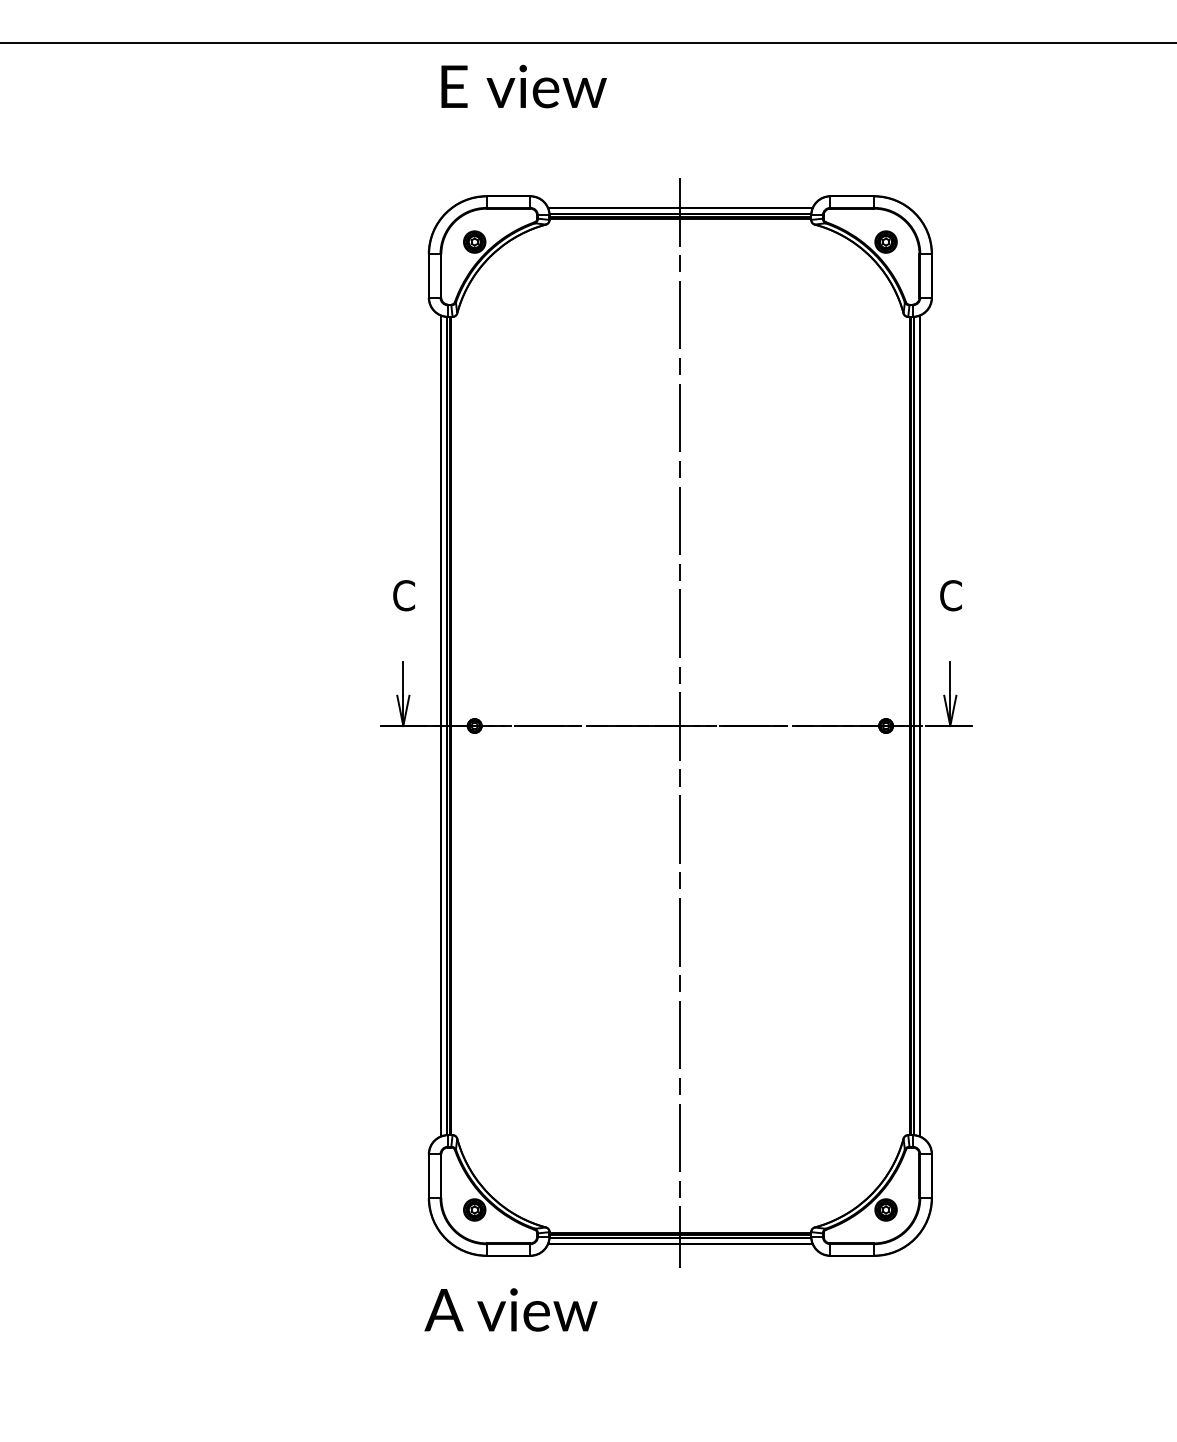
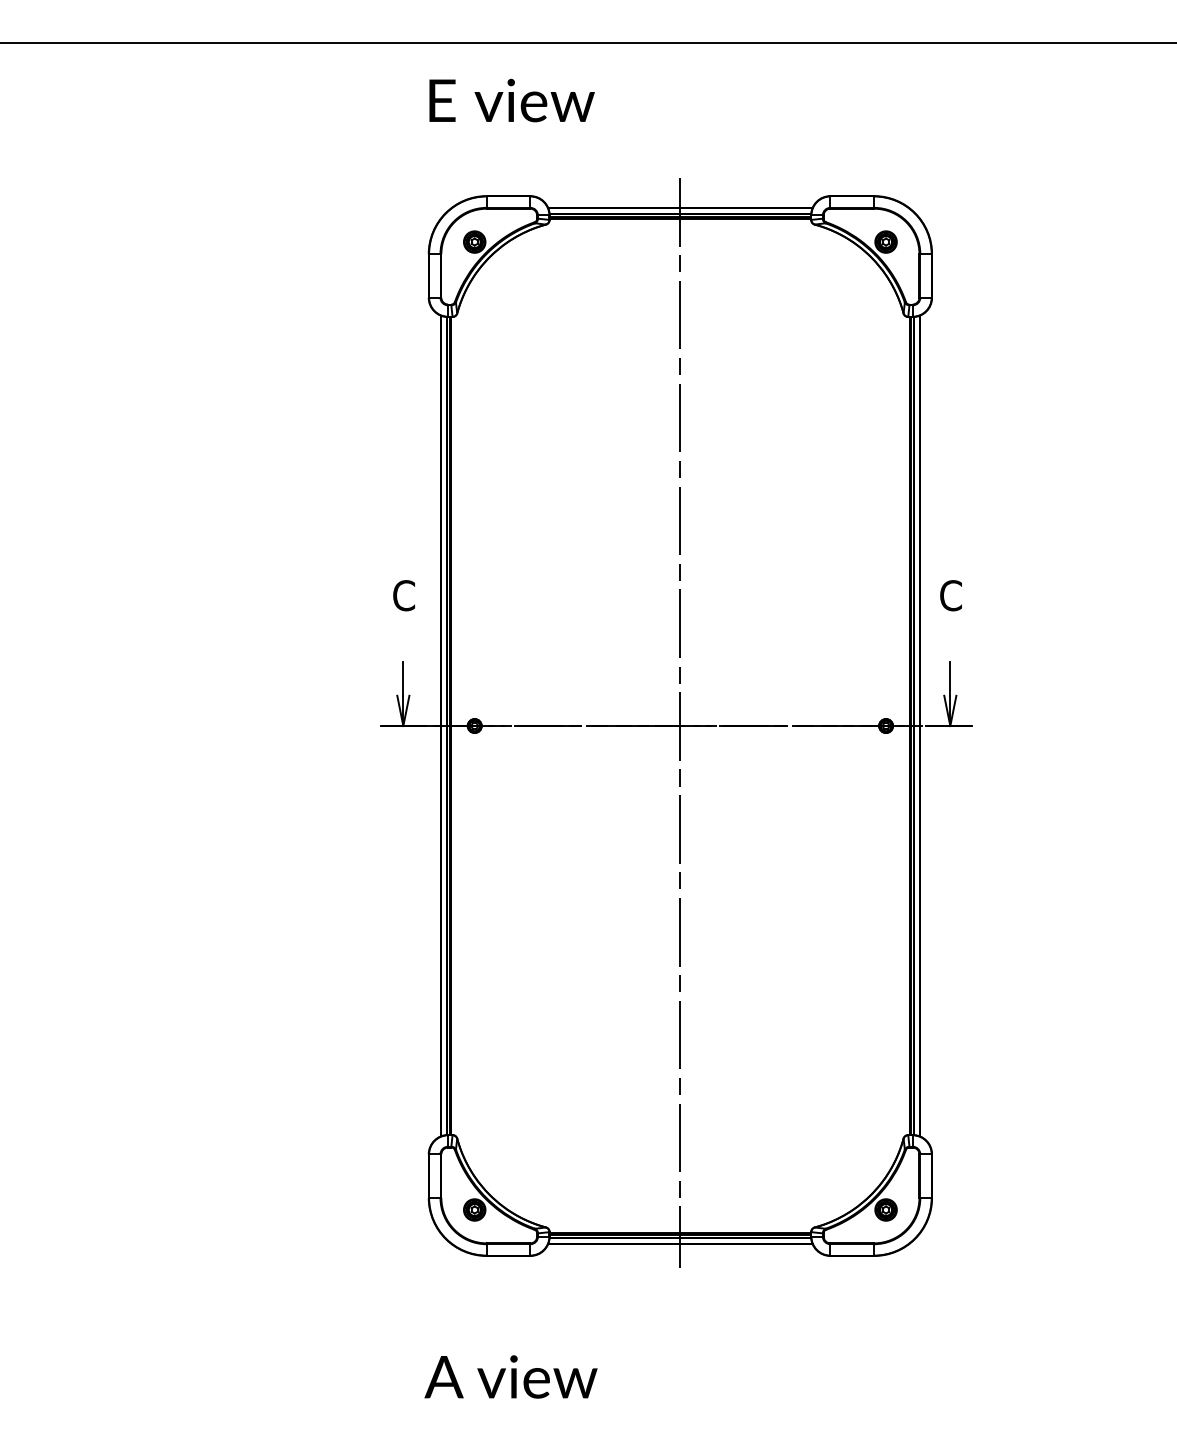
text position: (523, 86) -> (511, 100) (511, 100)
text position: (510, 1309) -> (510, 1376) (510, 1376)
